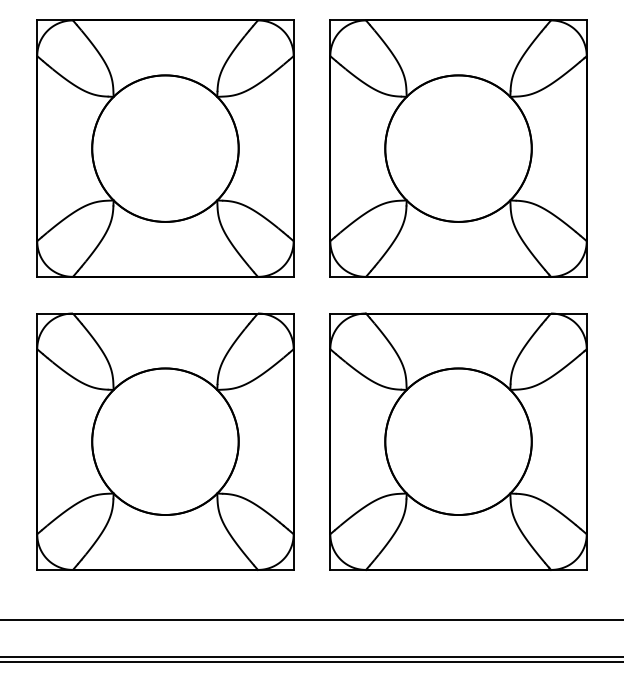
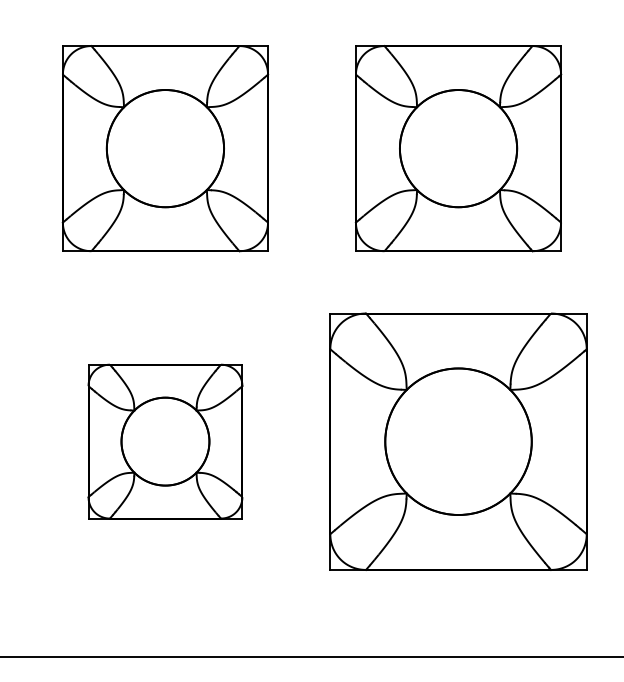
part size: 259x259 px -> 209x208 px (165, 148)
part size: 259x259 px -> 209x208 px (458, 148)
part size: 259x259 px -> 157x157 px (165, 441)
line: present -> none (311, 620)
line: present -> none (311, 661)
